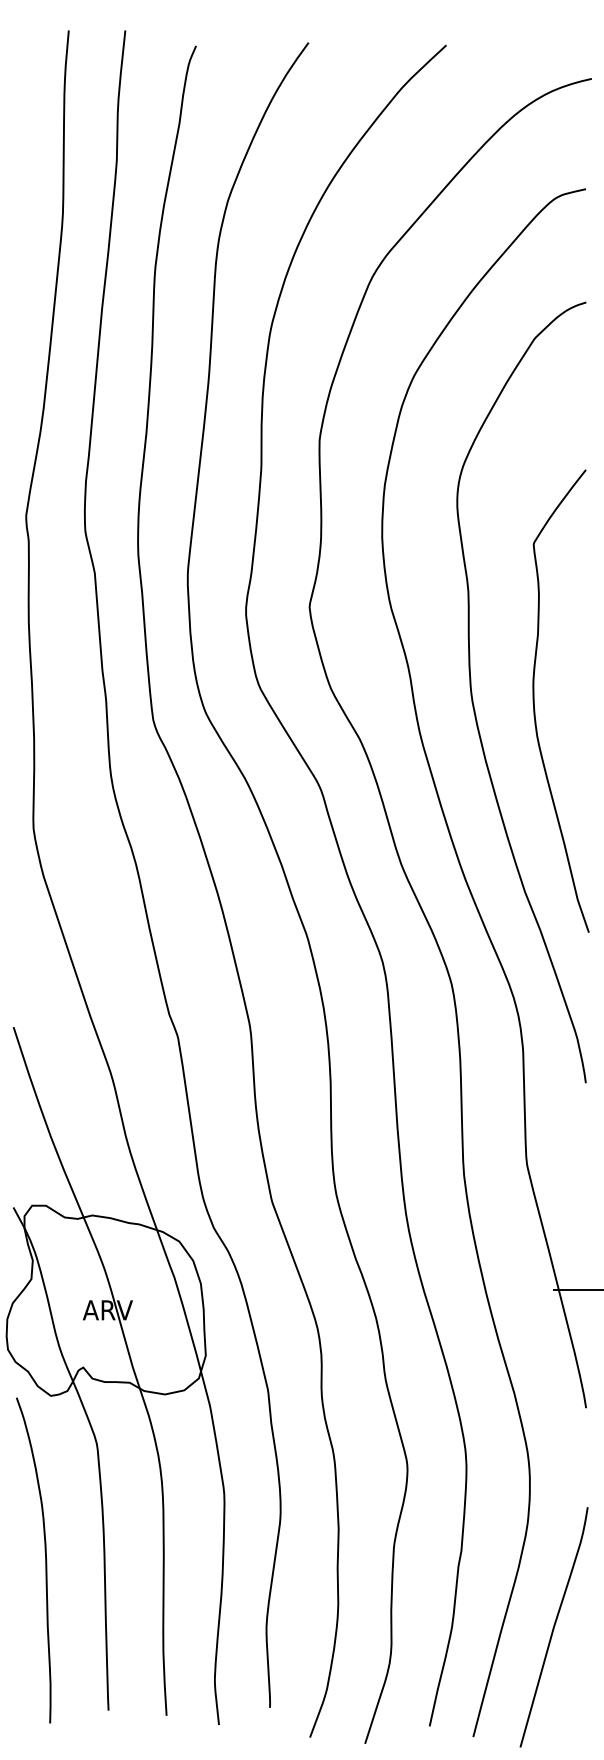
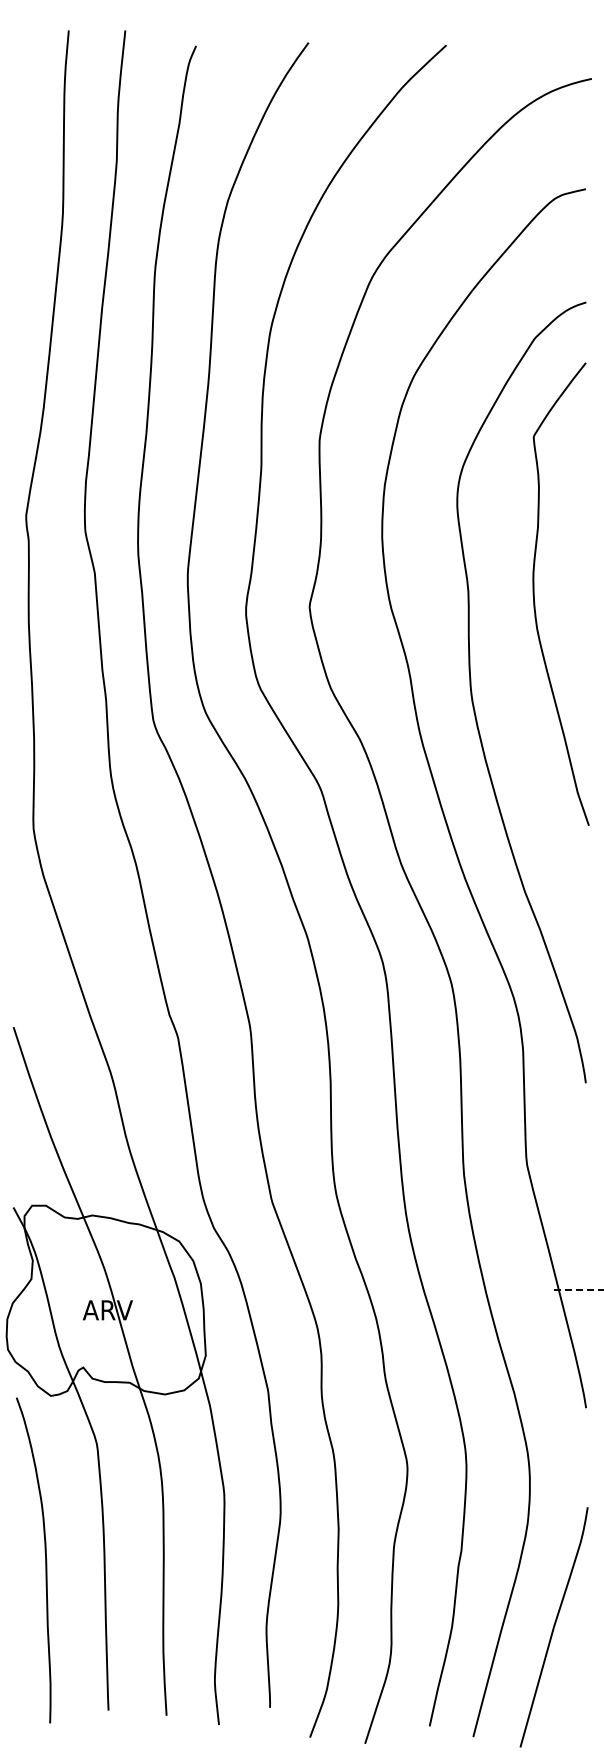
curve position: (534, 700) -> (534, 593) (534, 593)
line: solid -> dashed (578, 1290)
